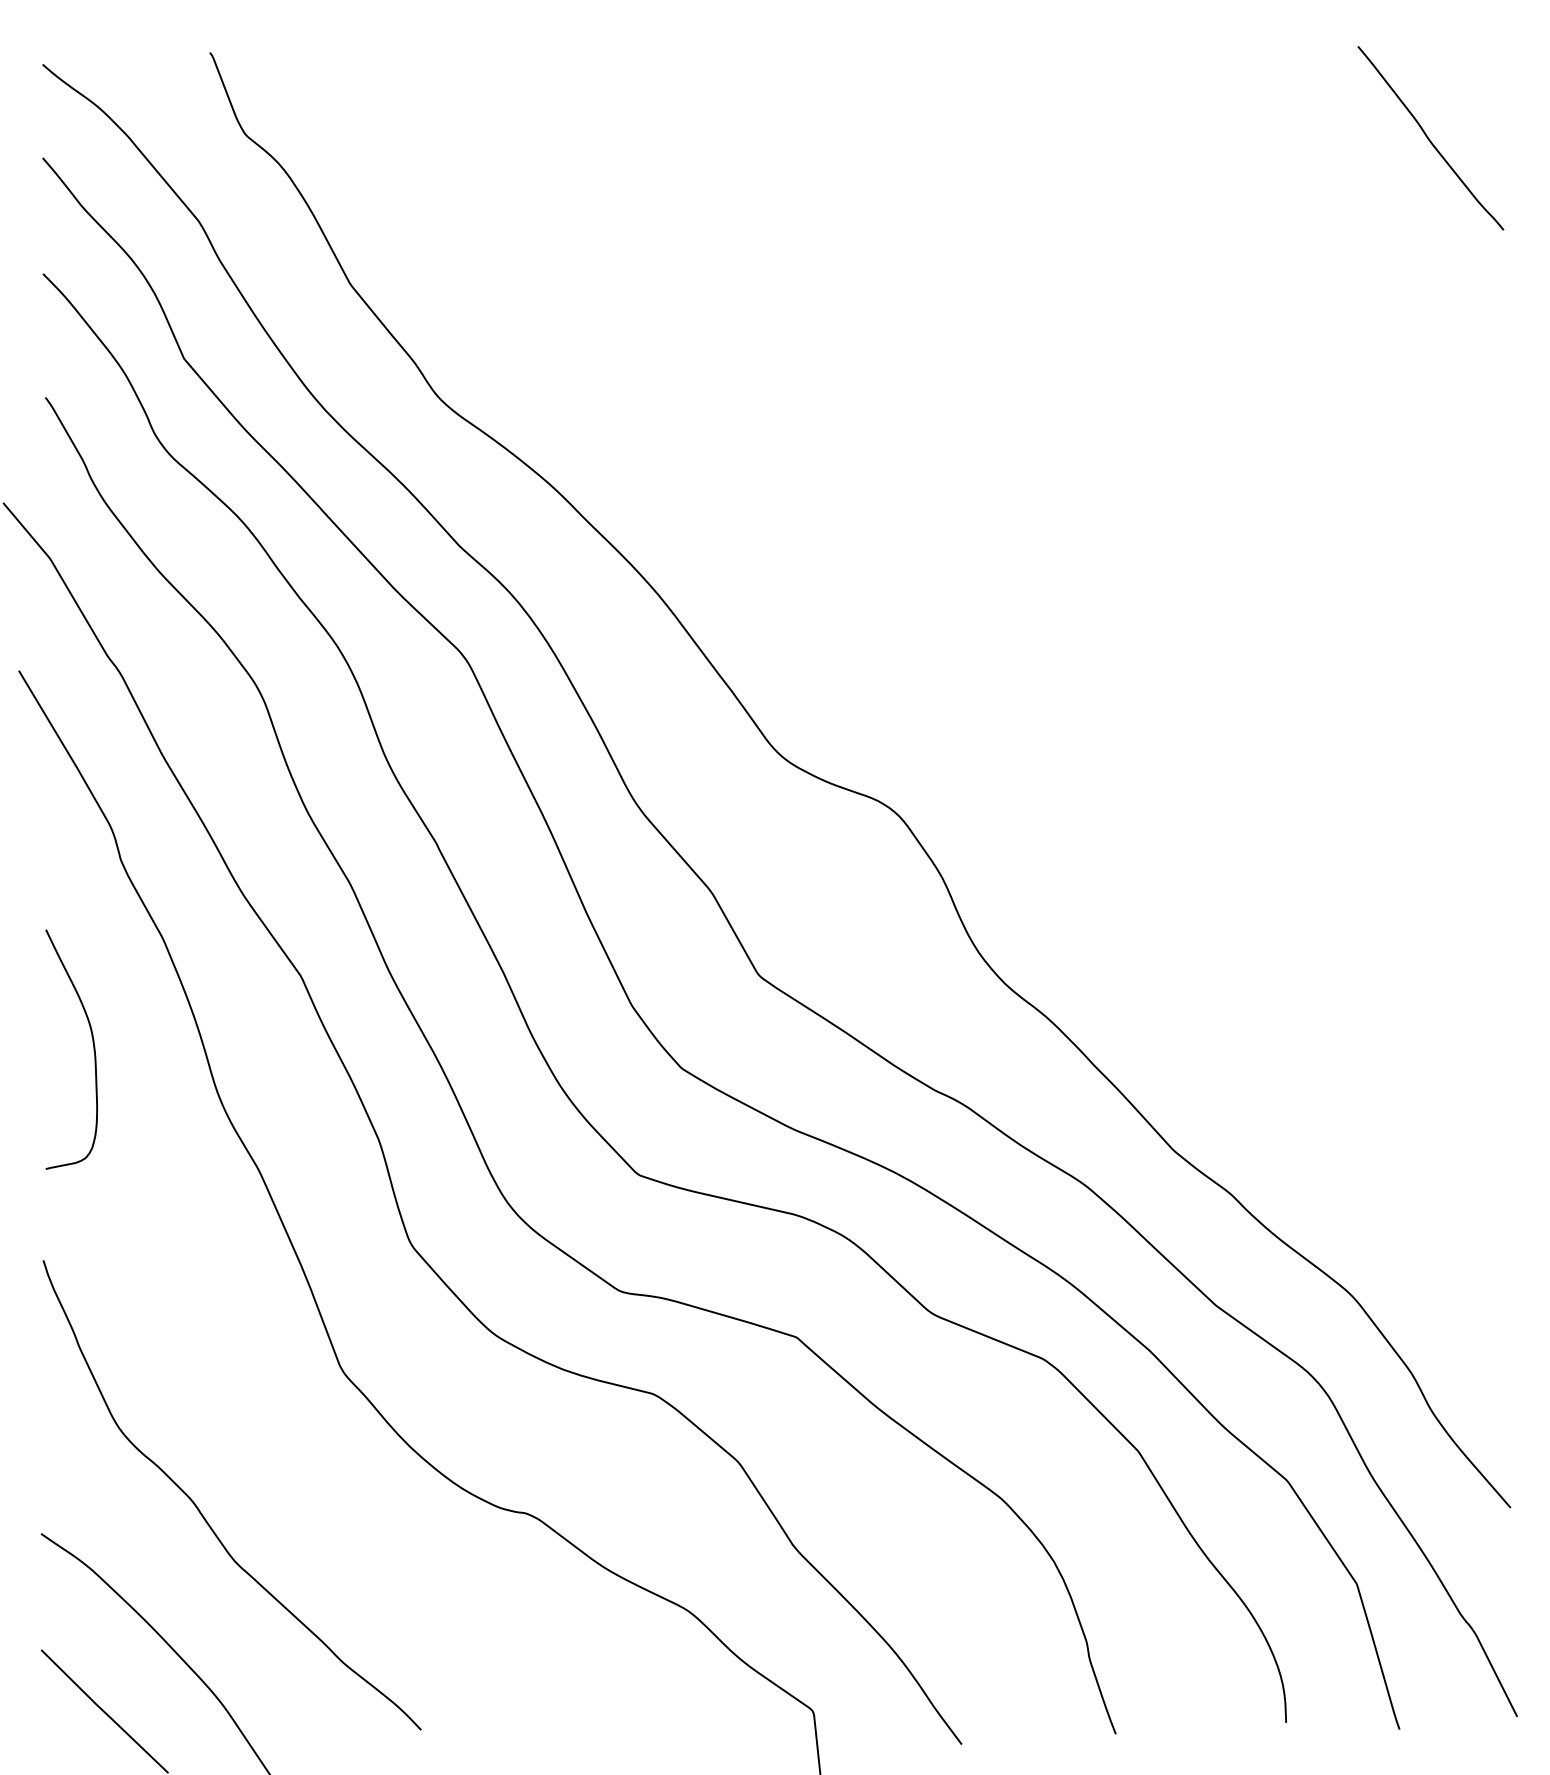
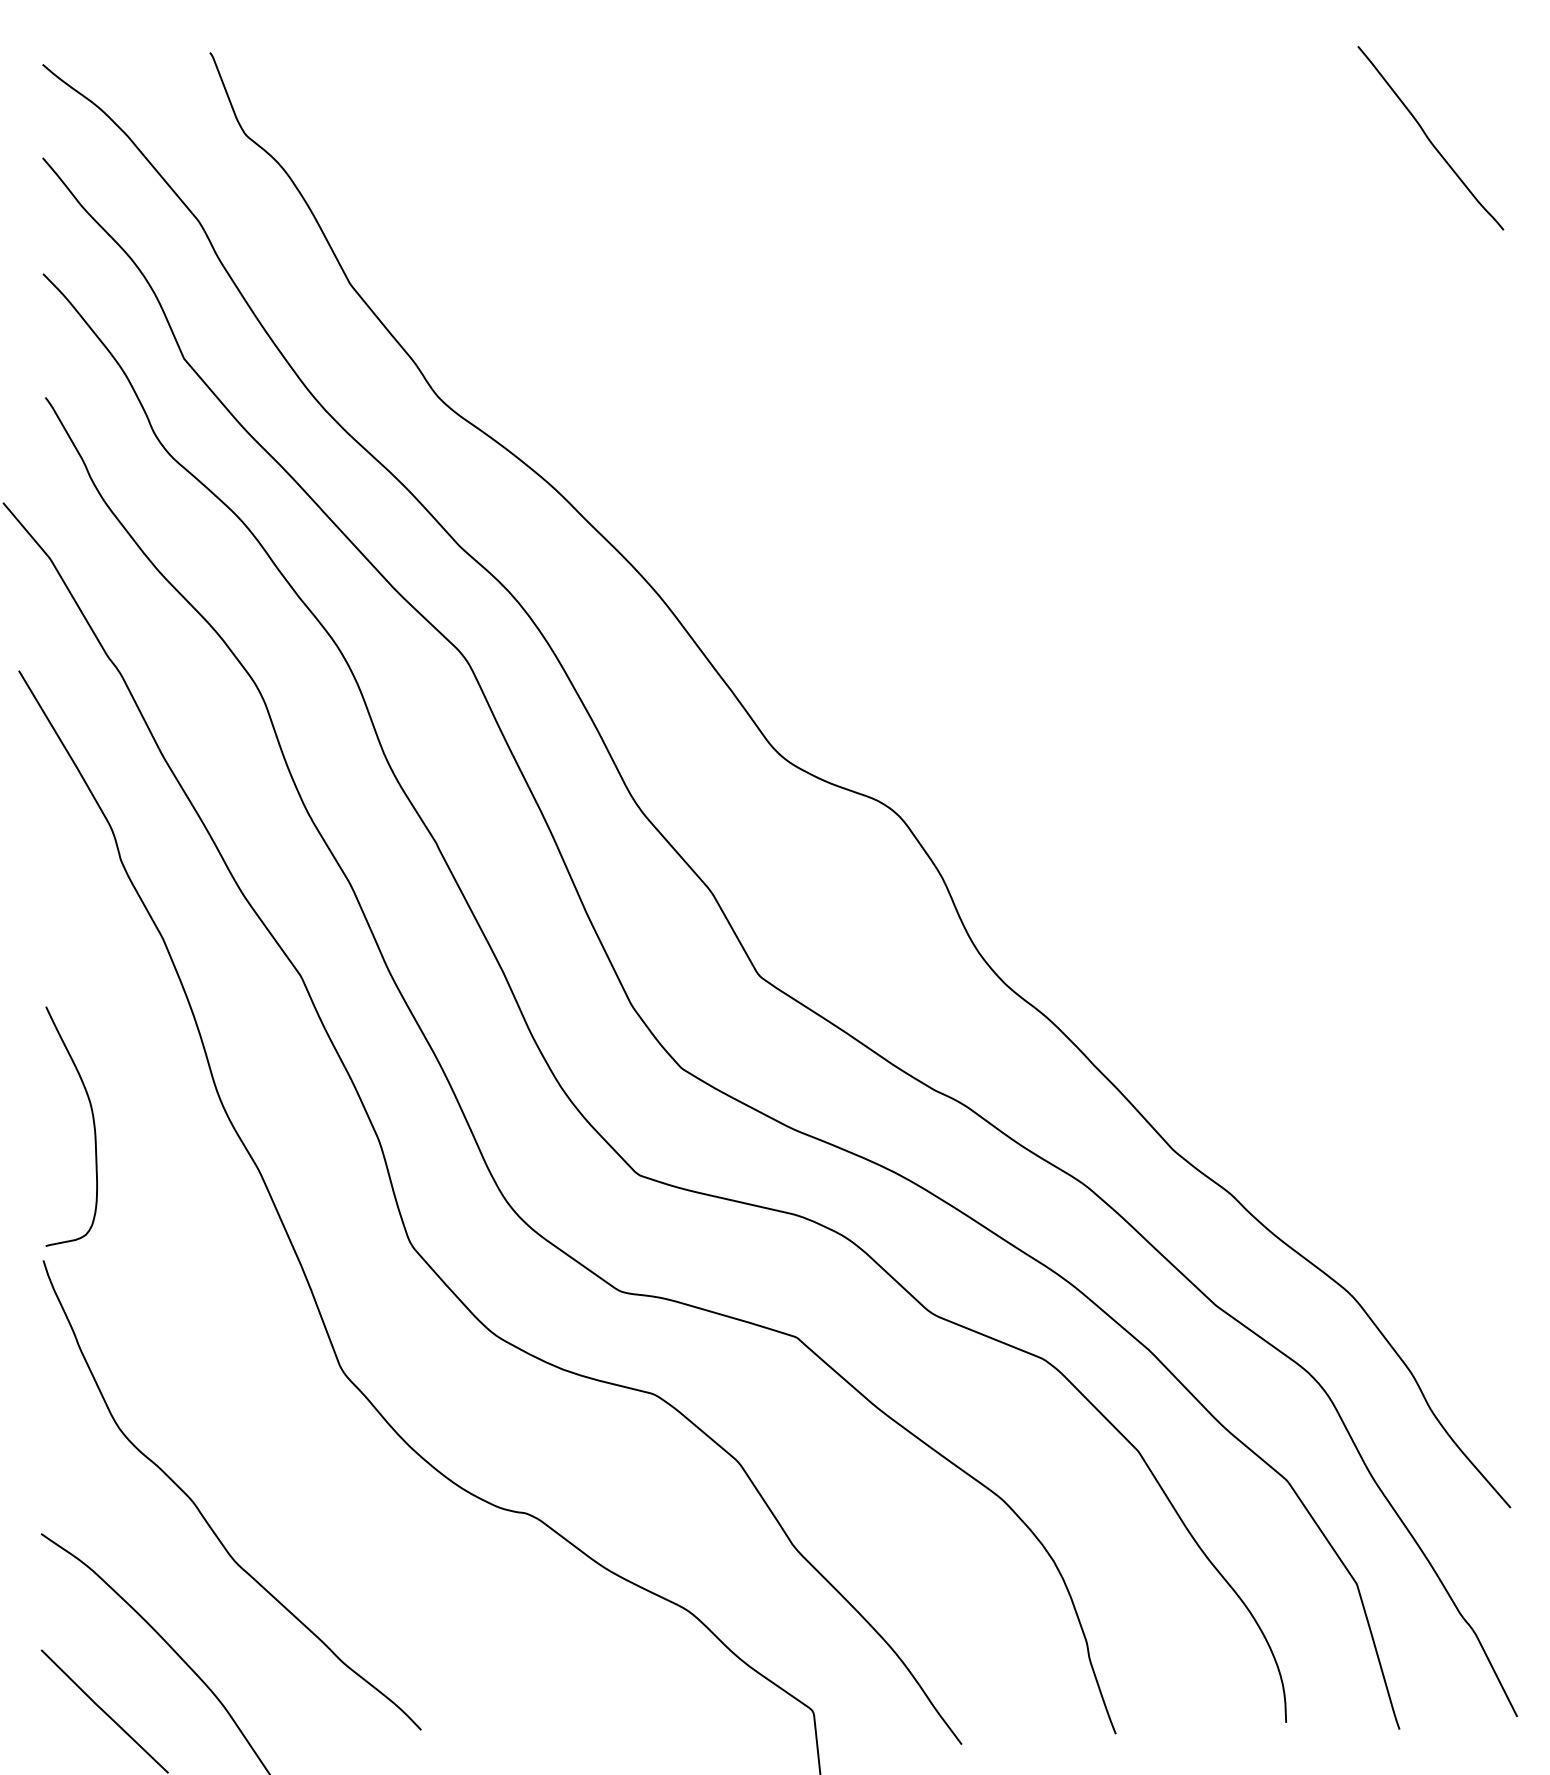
curve position: (92, 1043) -> (92, 1120) (92, 1120)
